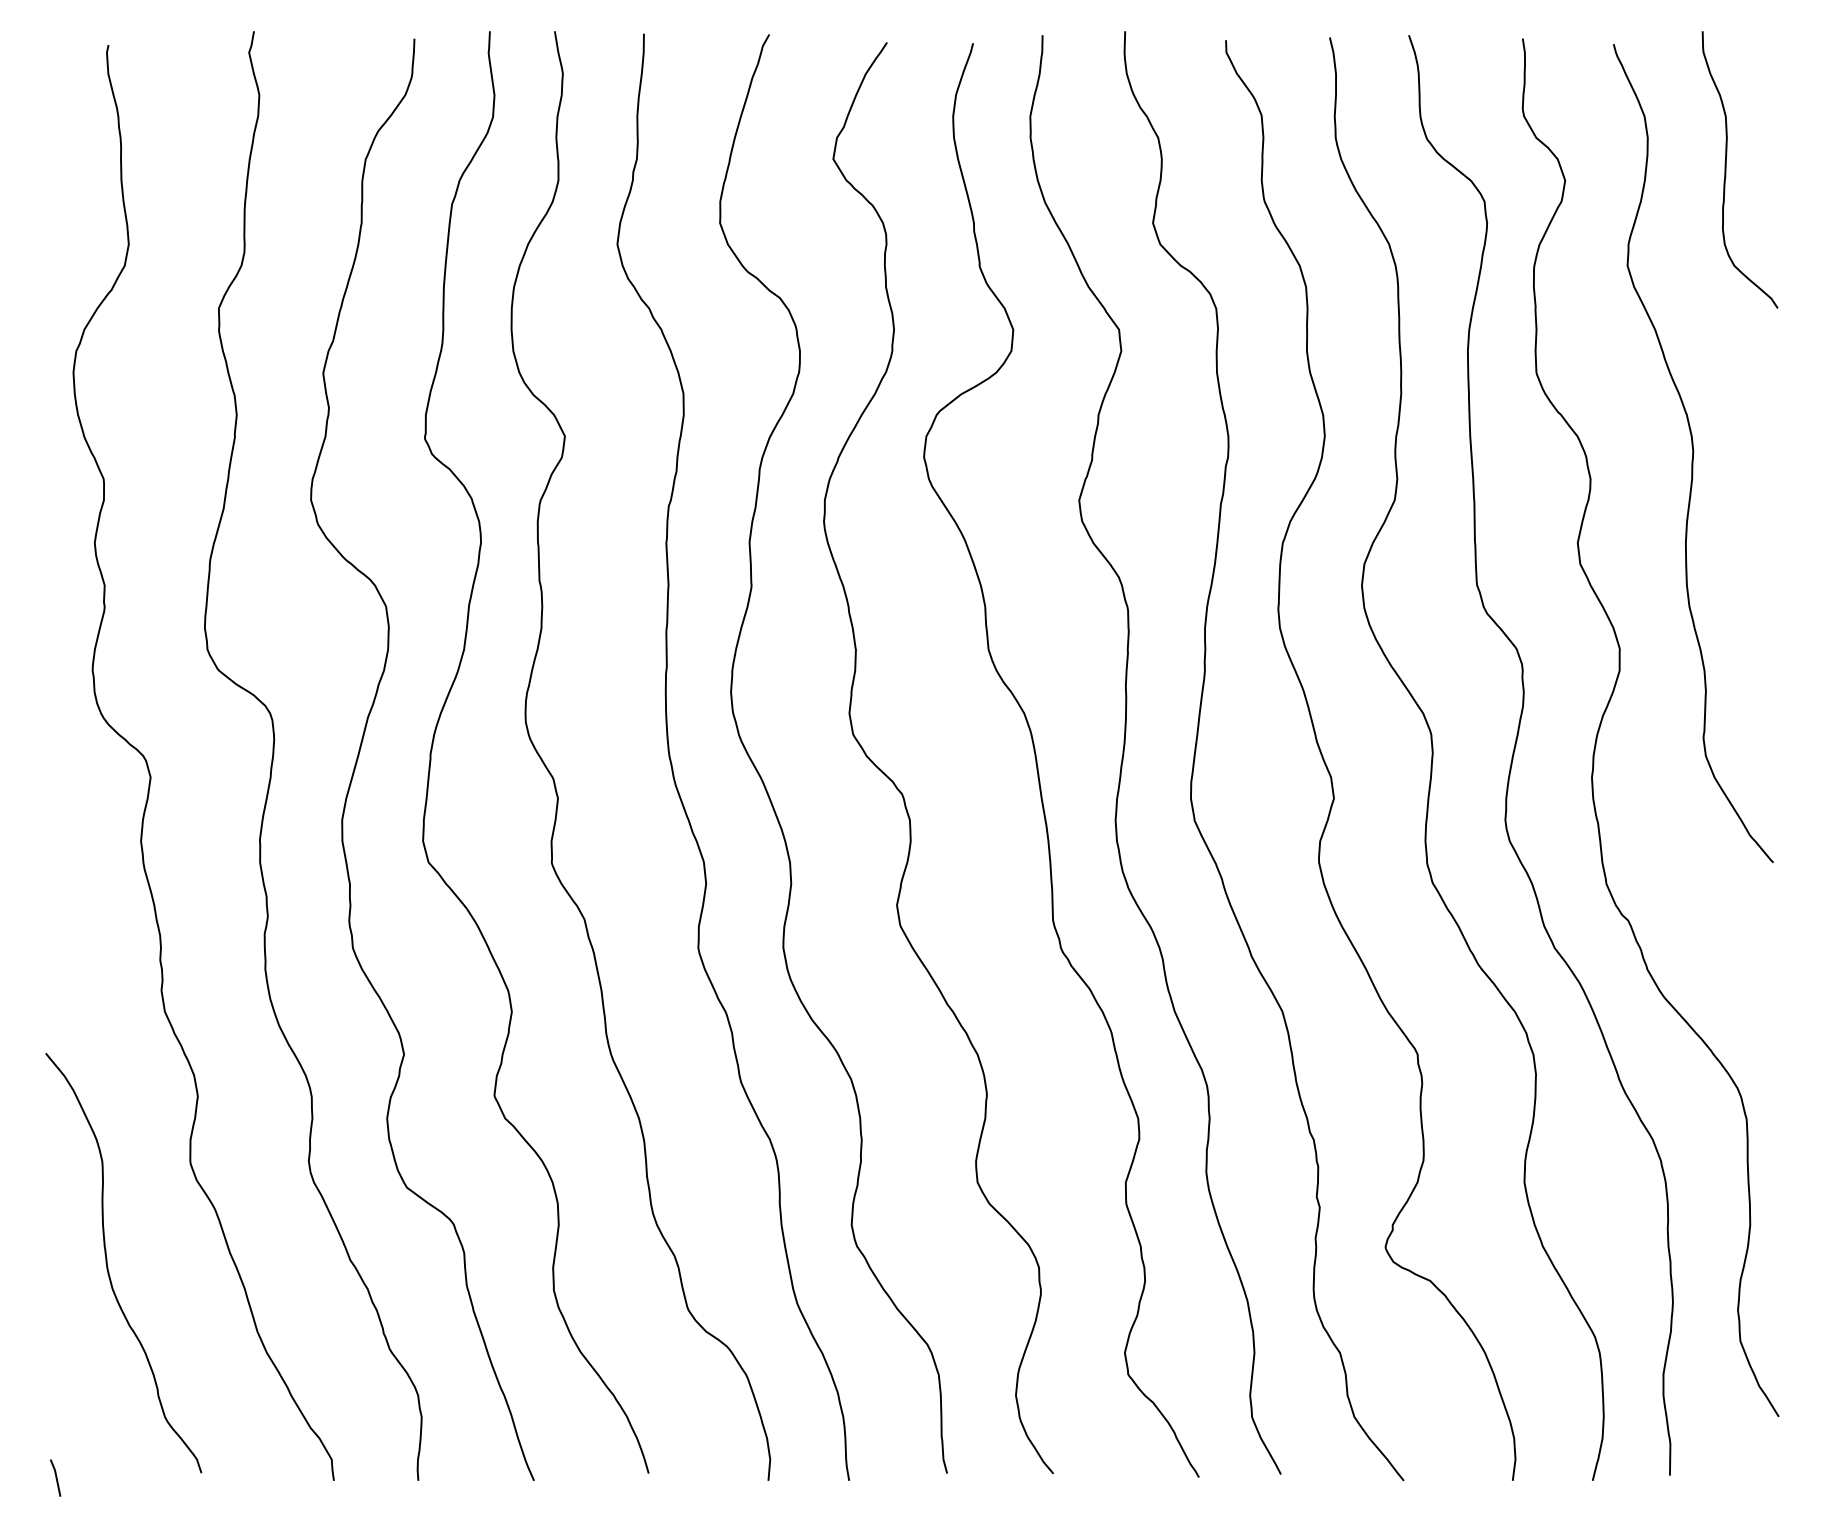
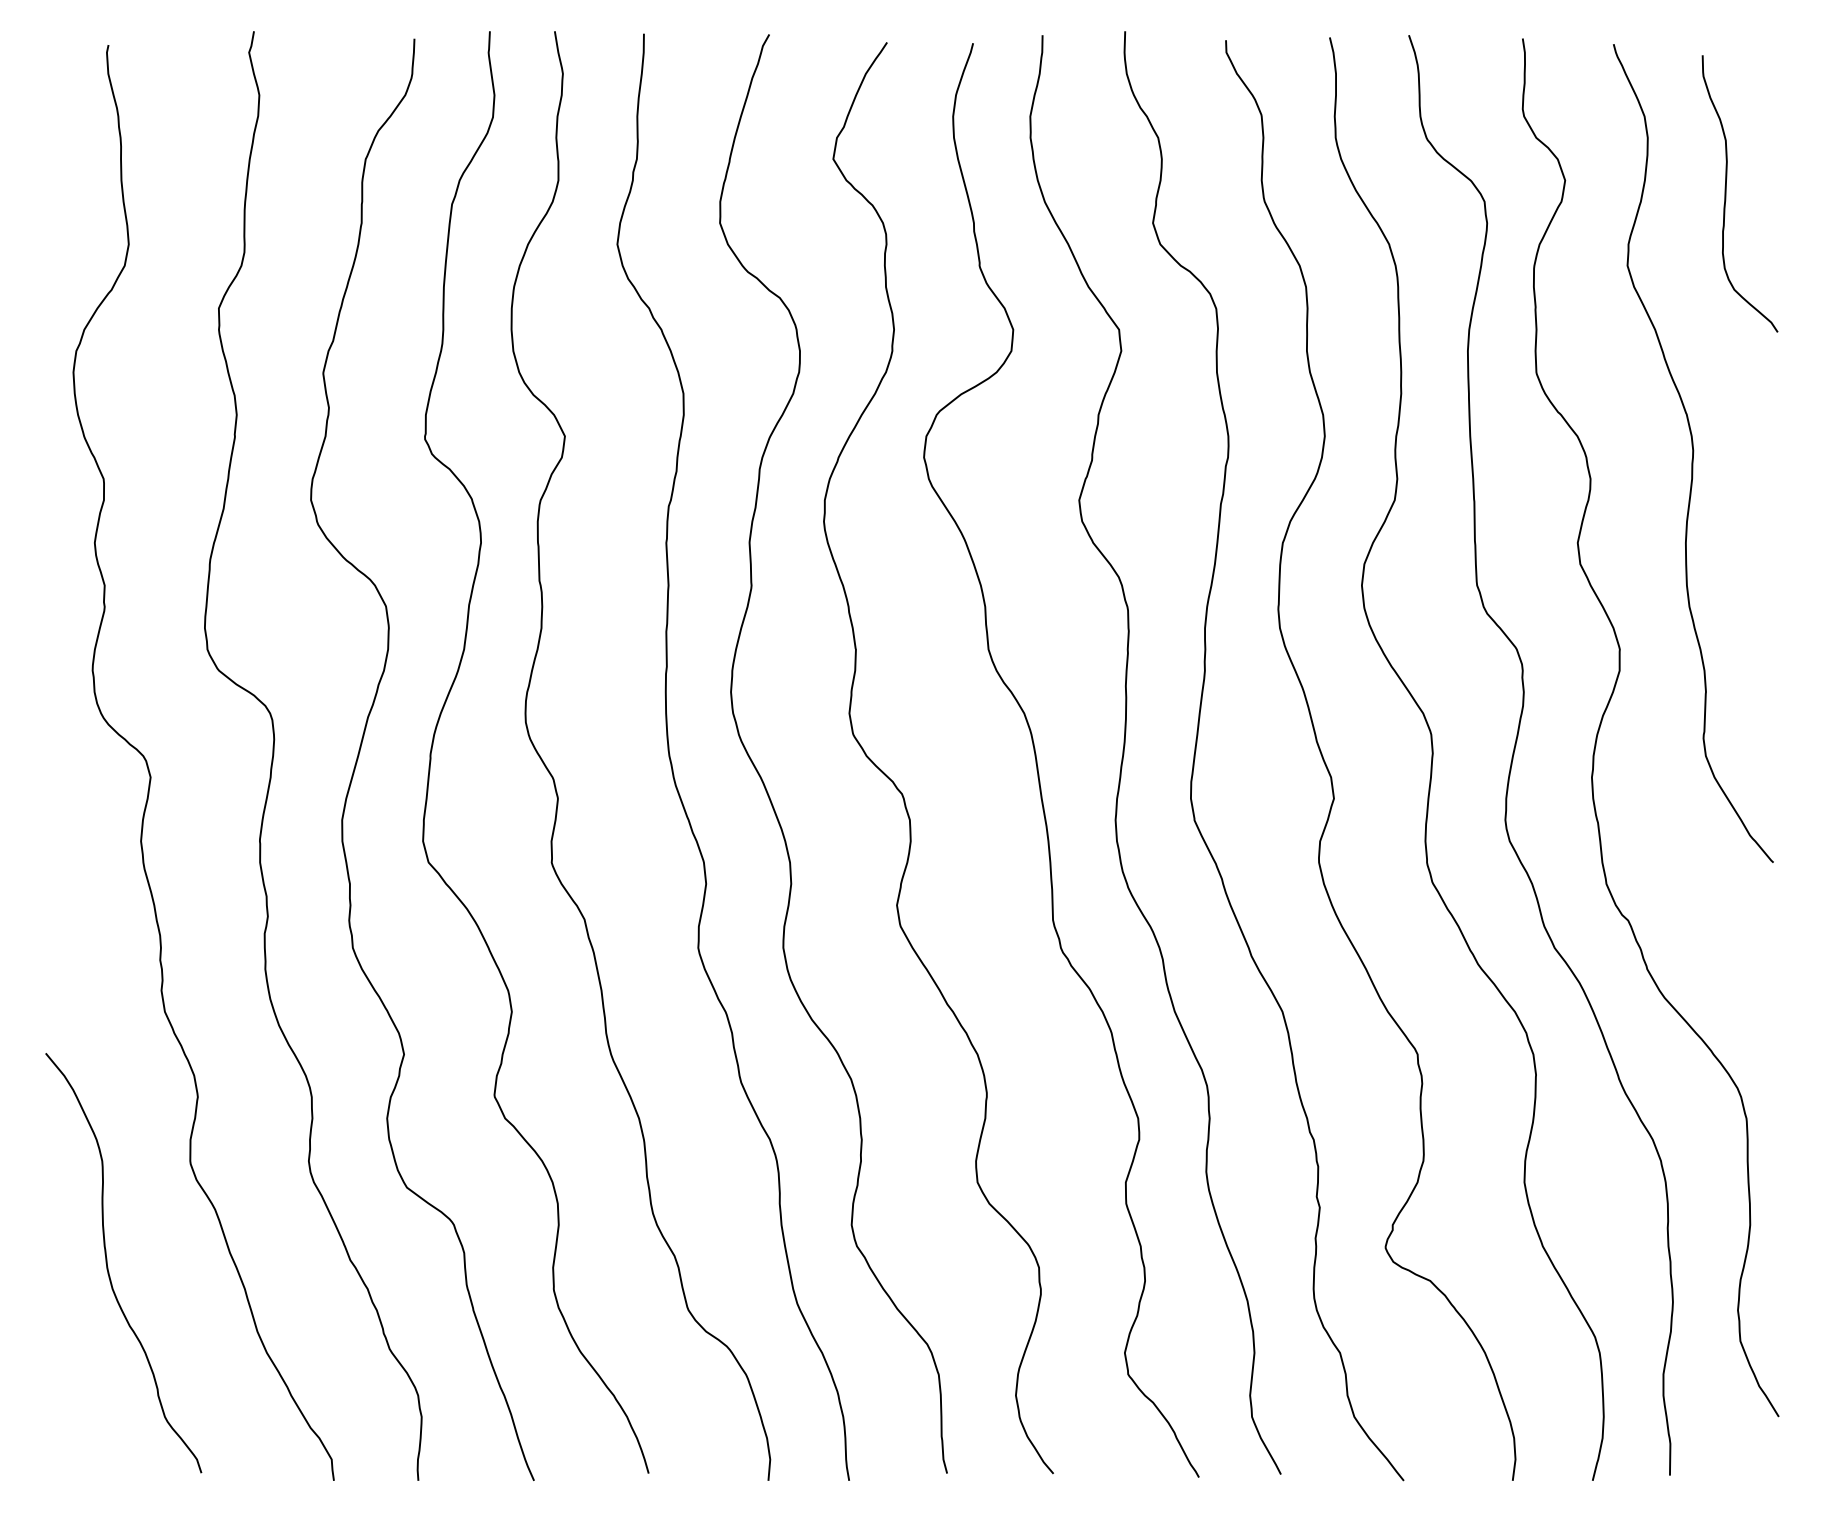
curve position: (1726, 169) -> (1726, 193) (1726, 193)
line: present -> none (55, 1477)
